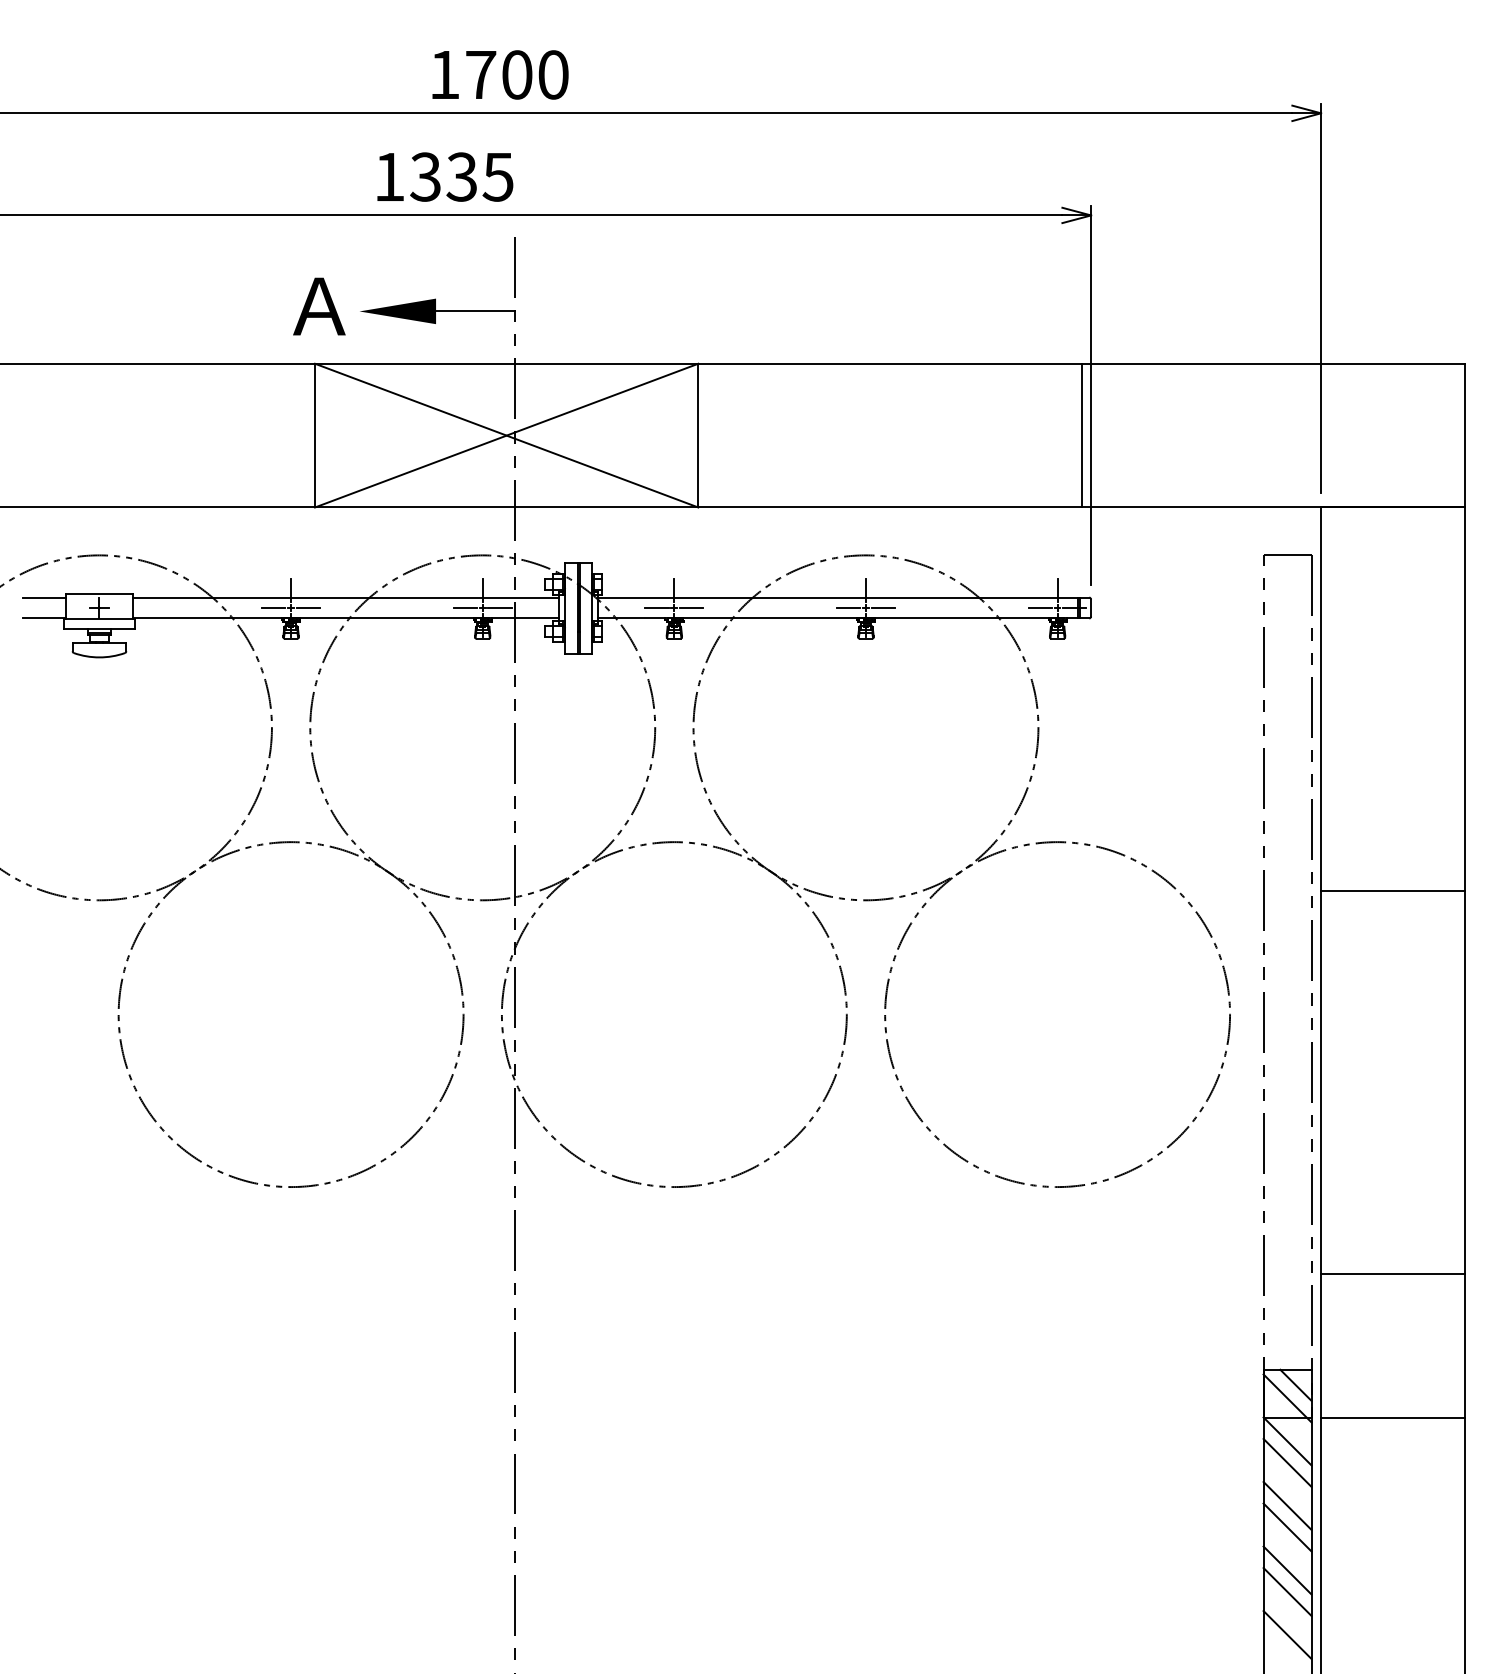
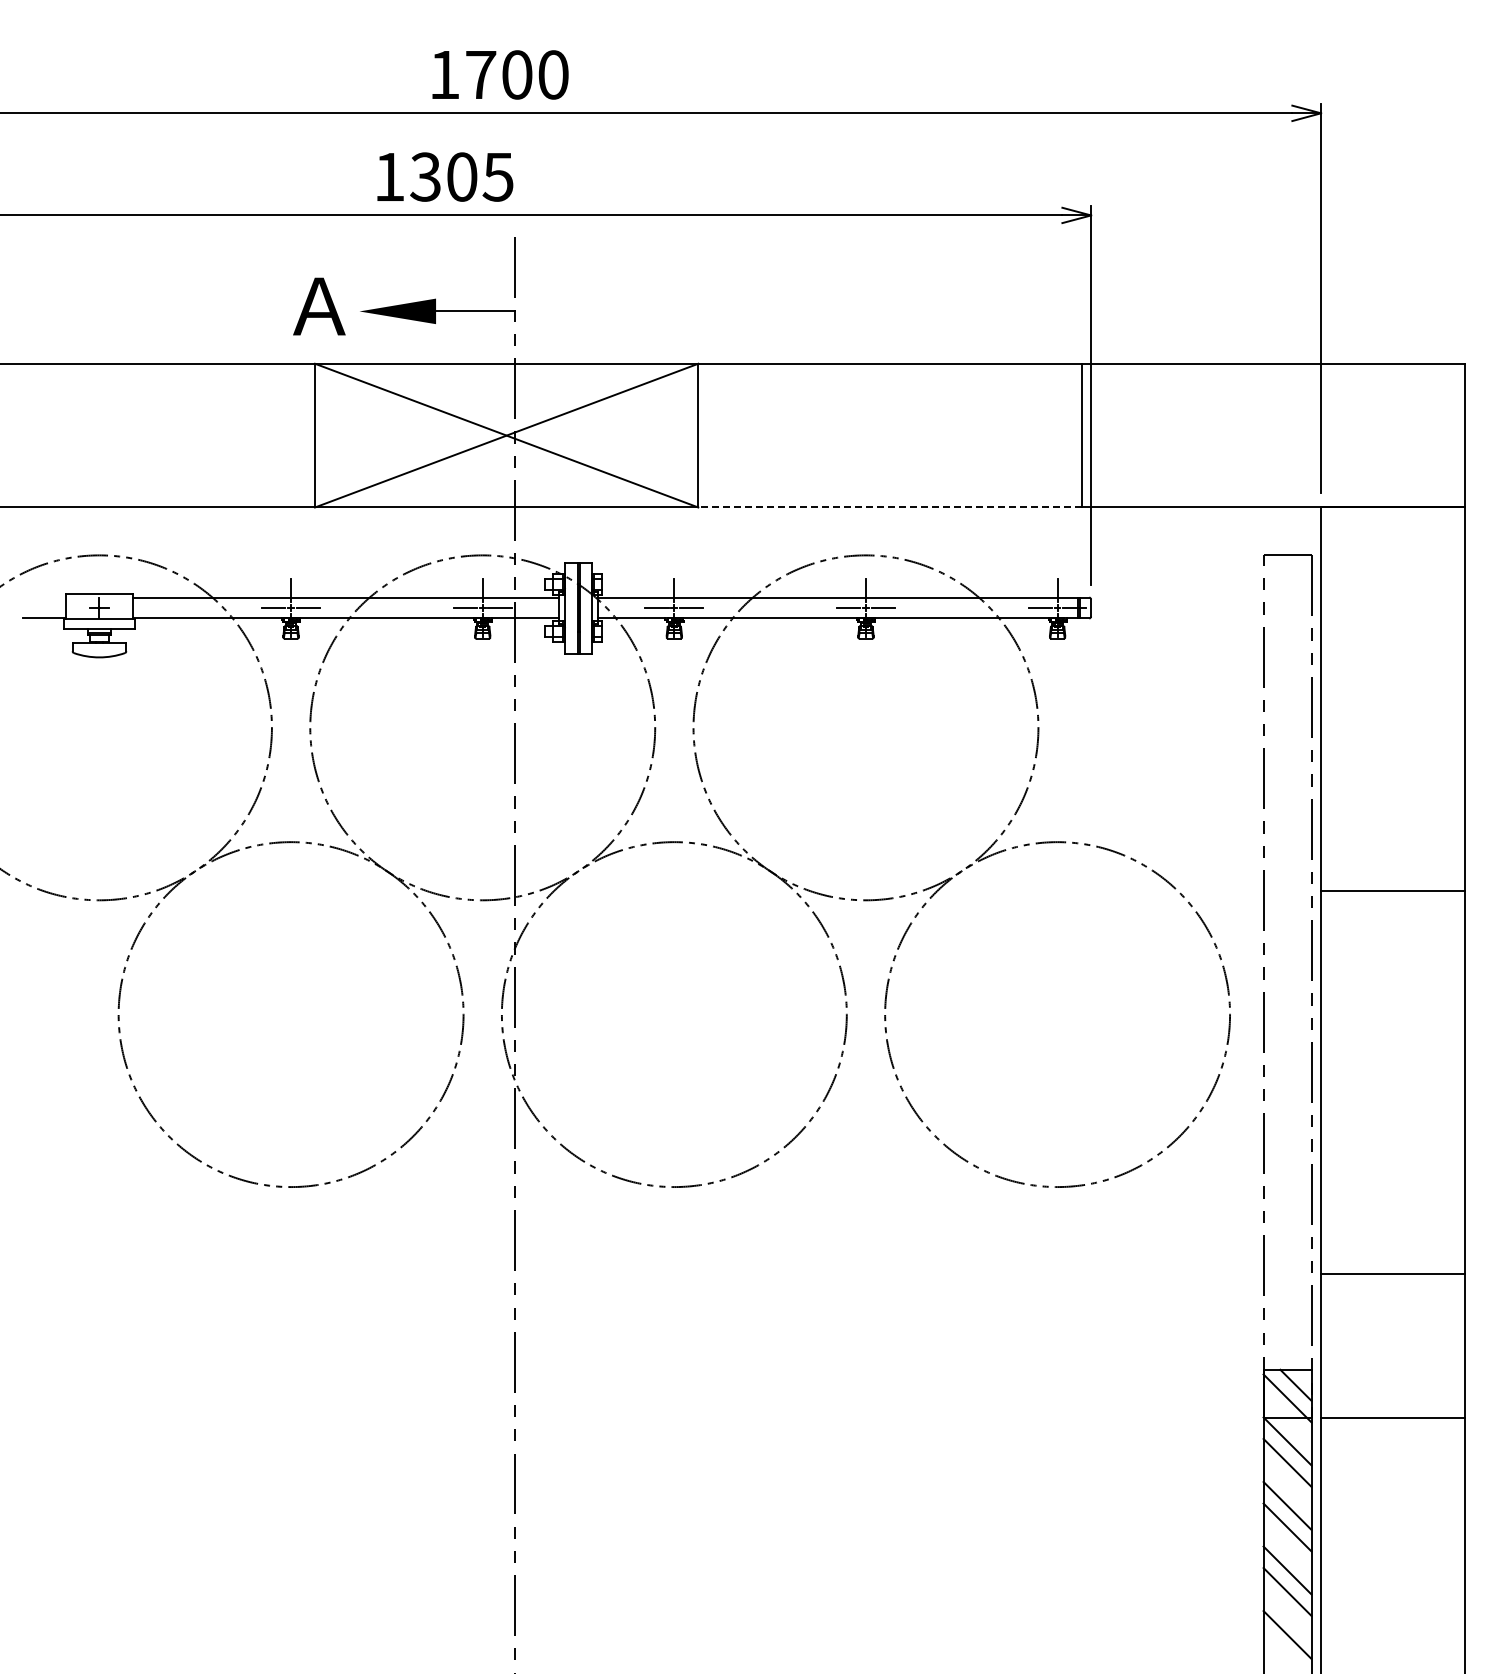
text: 1335 -> 1305 (461, 176)
line: solid -> dashed (889, 507)
line: present -> none (43, 597)
